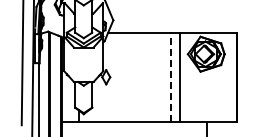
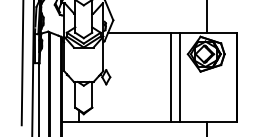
line: none -> present (207, 17)
line: dashed -> solid (170, 76)
